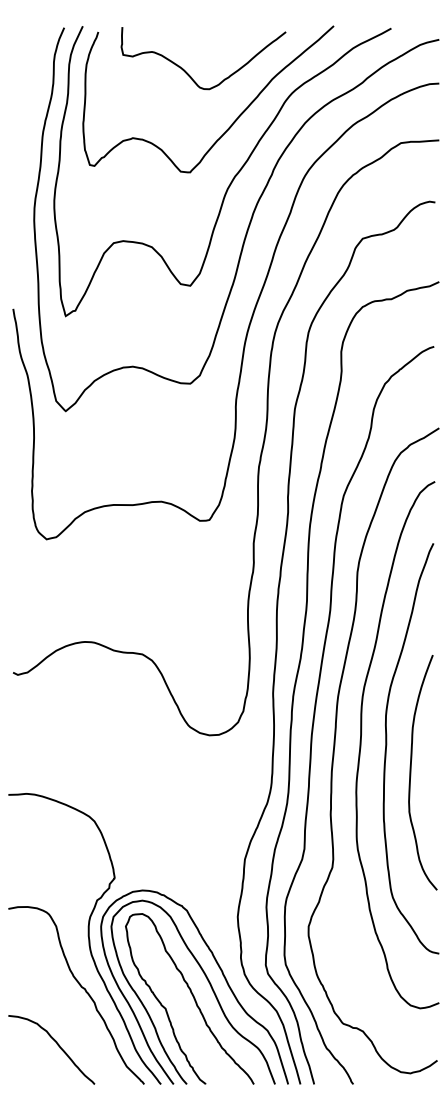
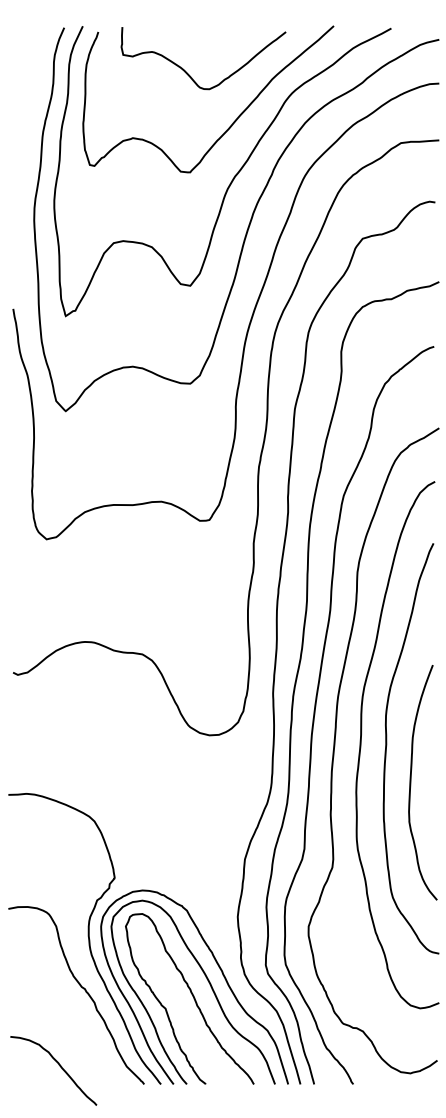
curve position: (411, 772) -> (411, 782) (411, 782)
curve position: (56, 1044) -> (58, 1065) (58, 1065)
